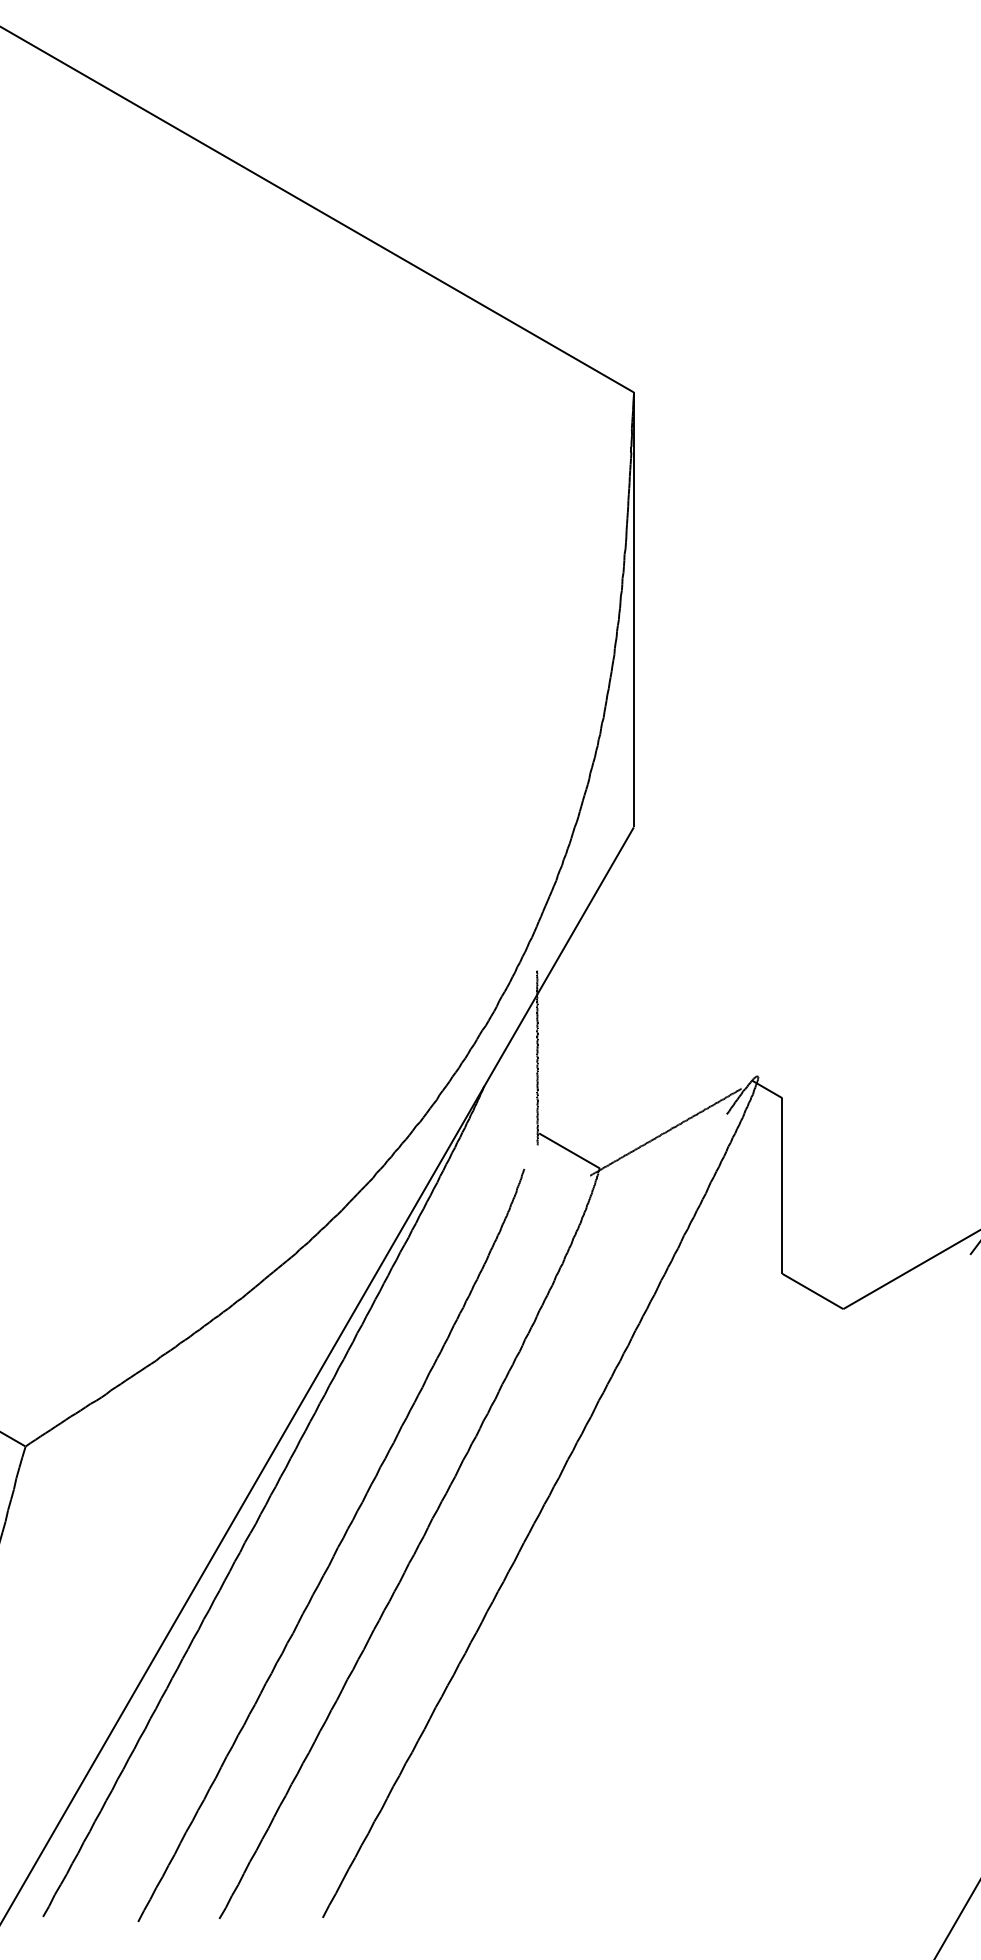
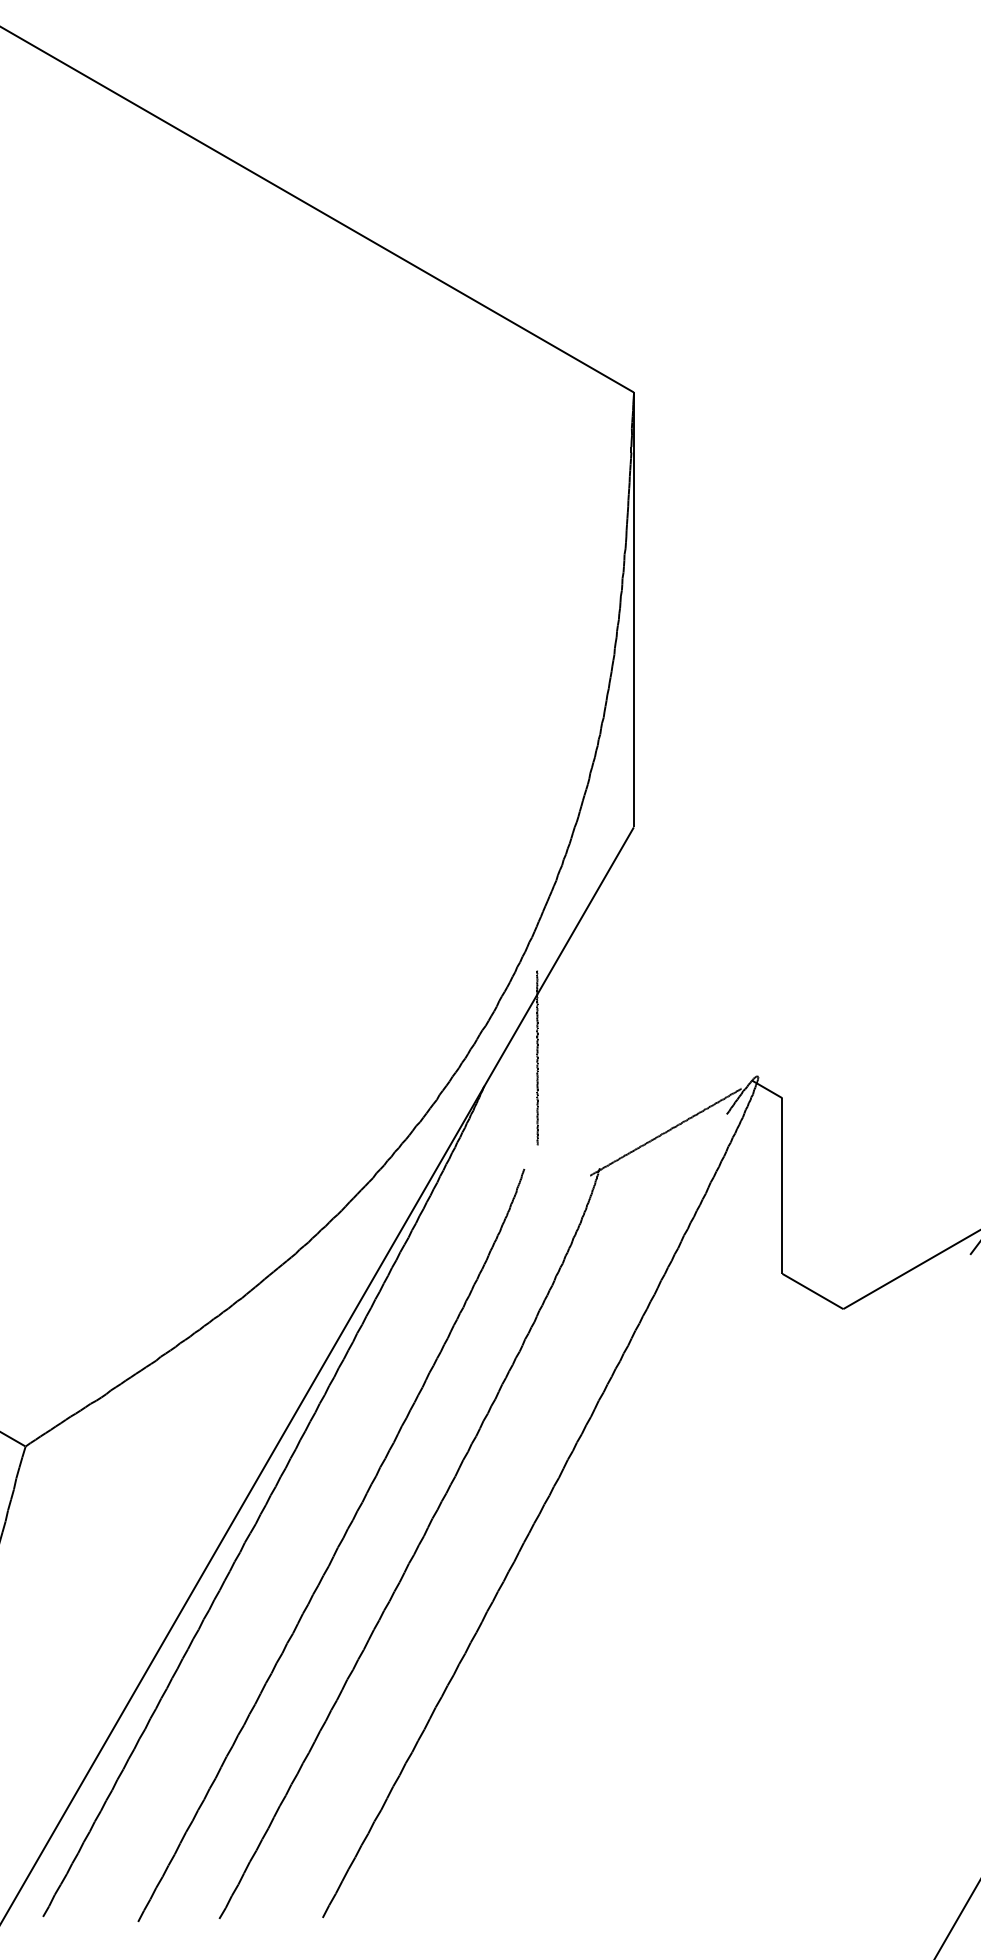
line: present -> none (569, 1150)
